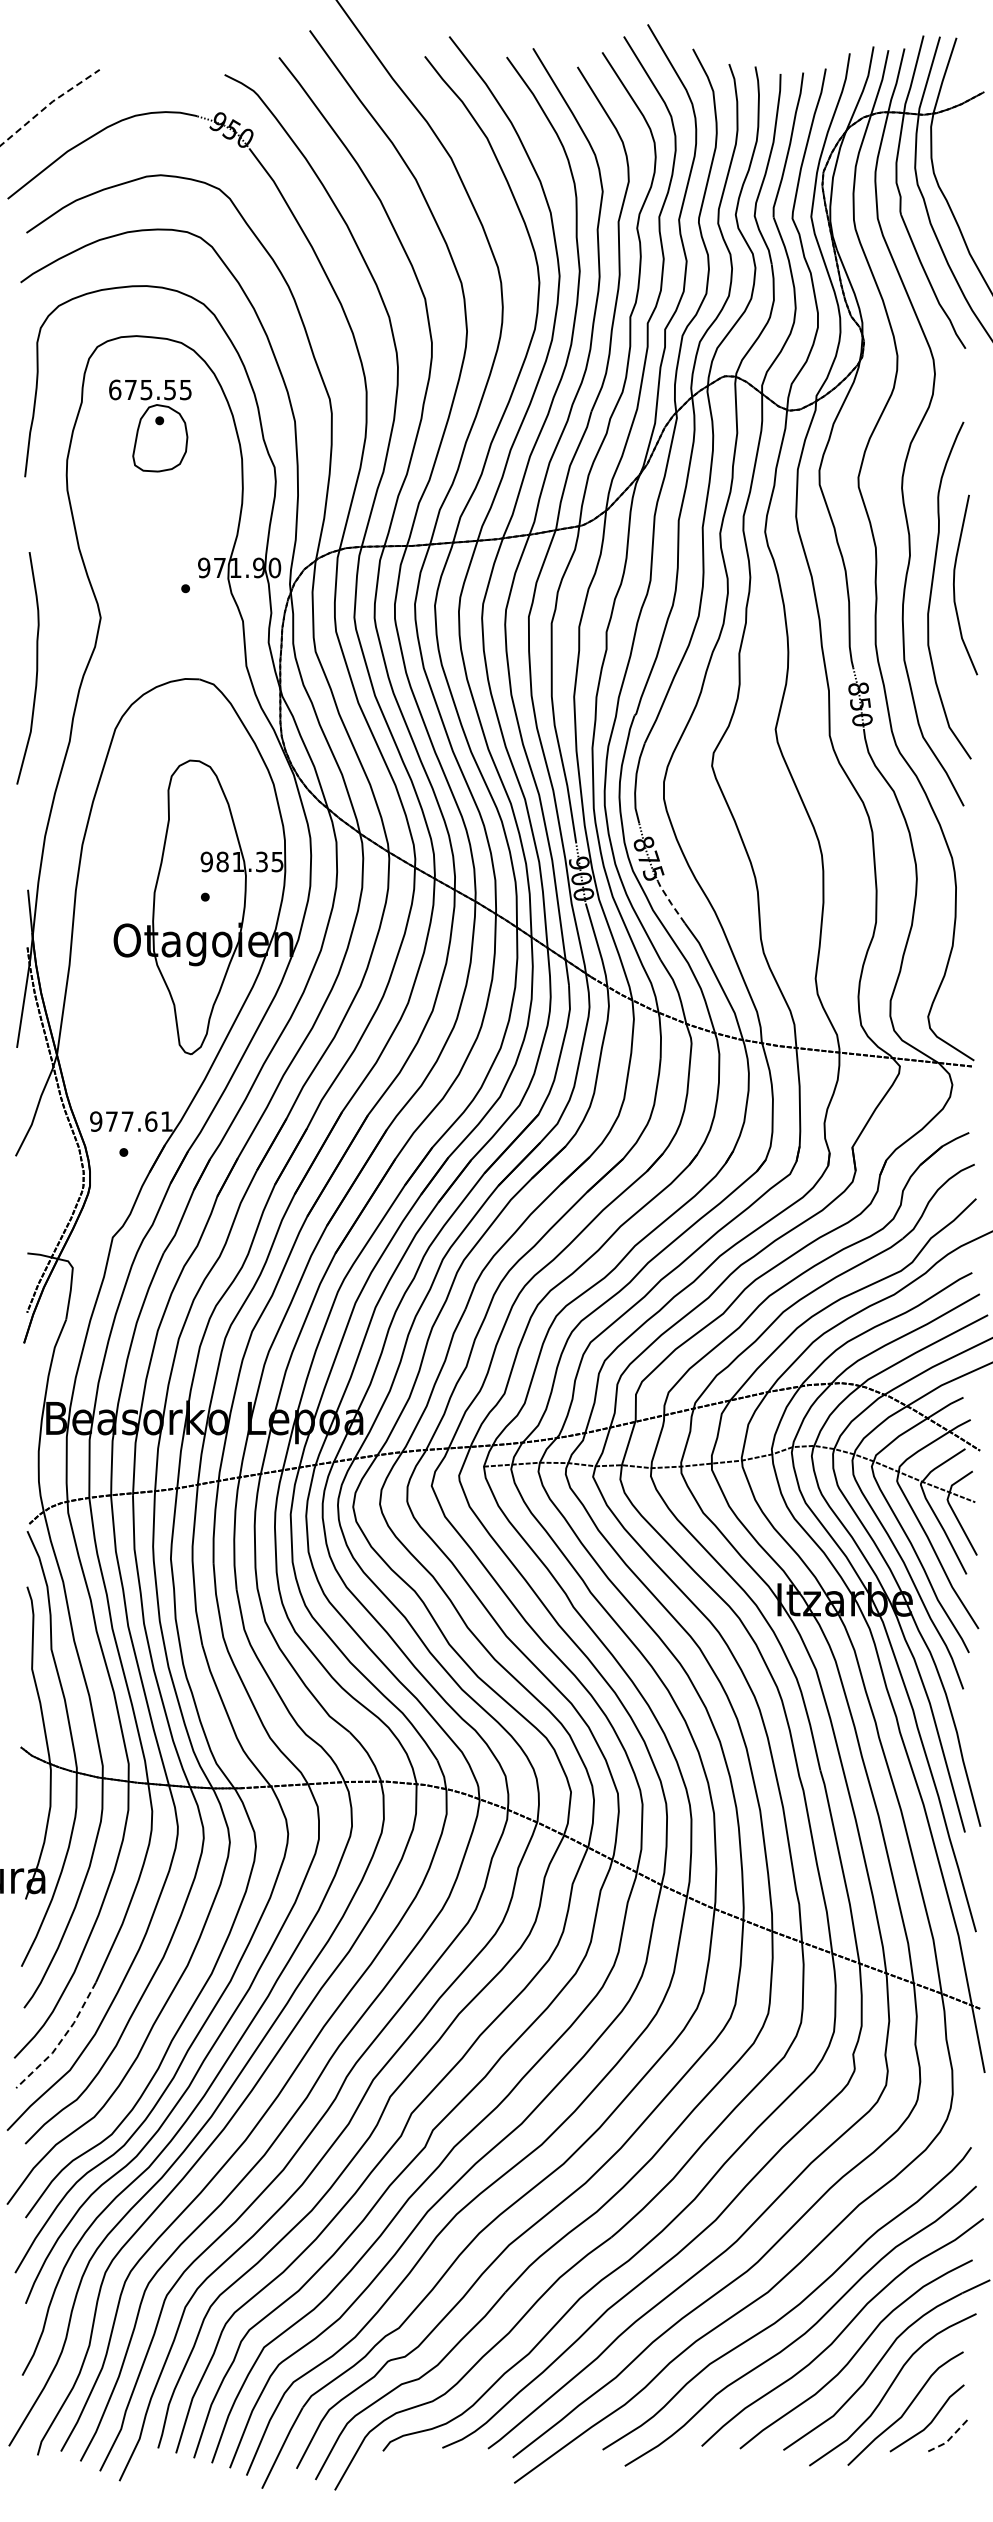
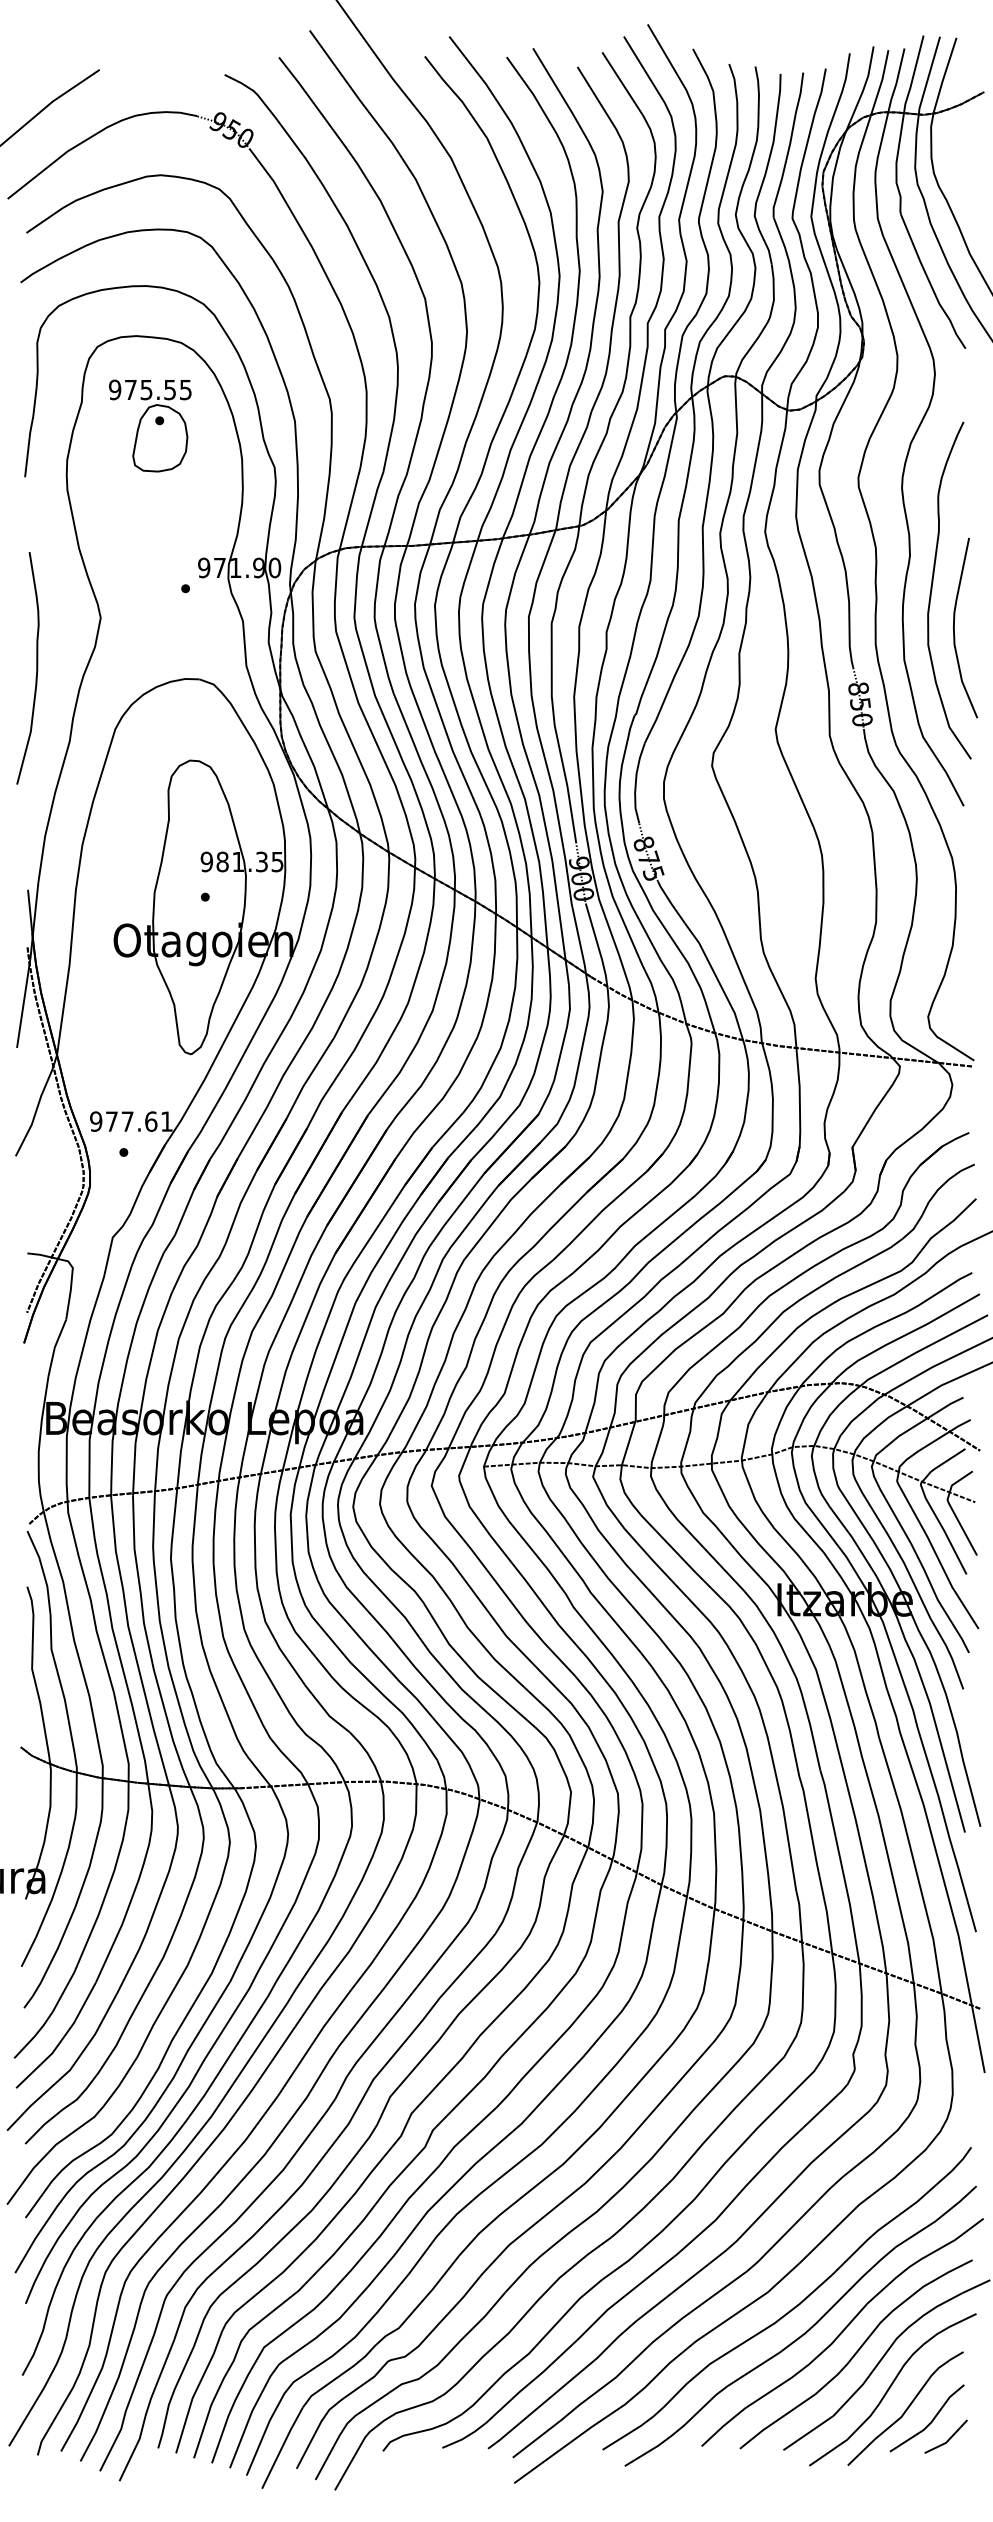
line: dashed -> solid (49, 104)
text: 675.55 -> 975.55 (115, 389)
curve position: (954, 584) -> (954, 627) (954, 627)
line: dashed -> solid (670, 902)
line: dashed -> solid (62, 2039)
line: dashed -> solid (948, 2440)
